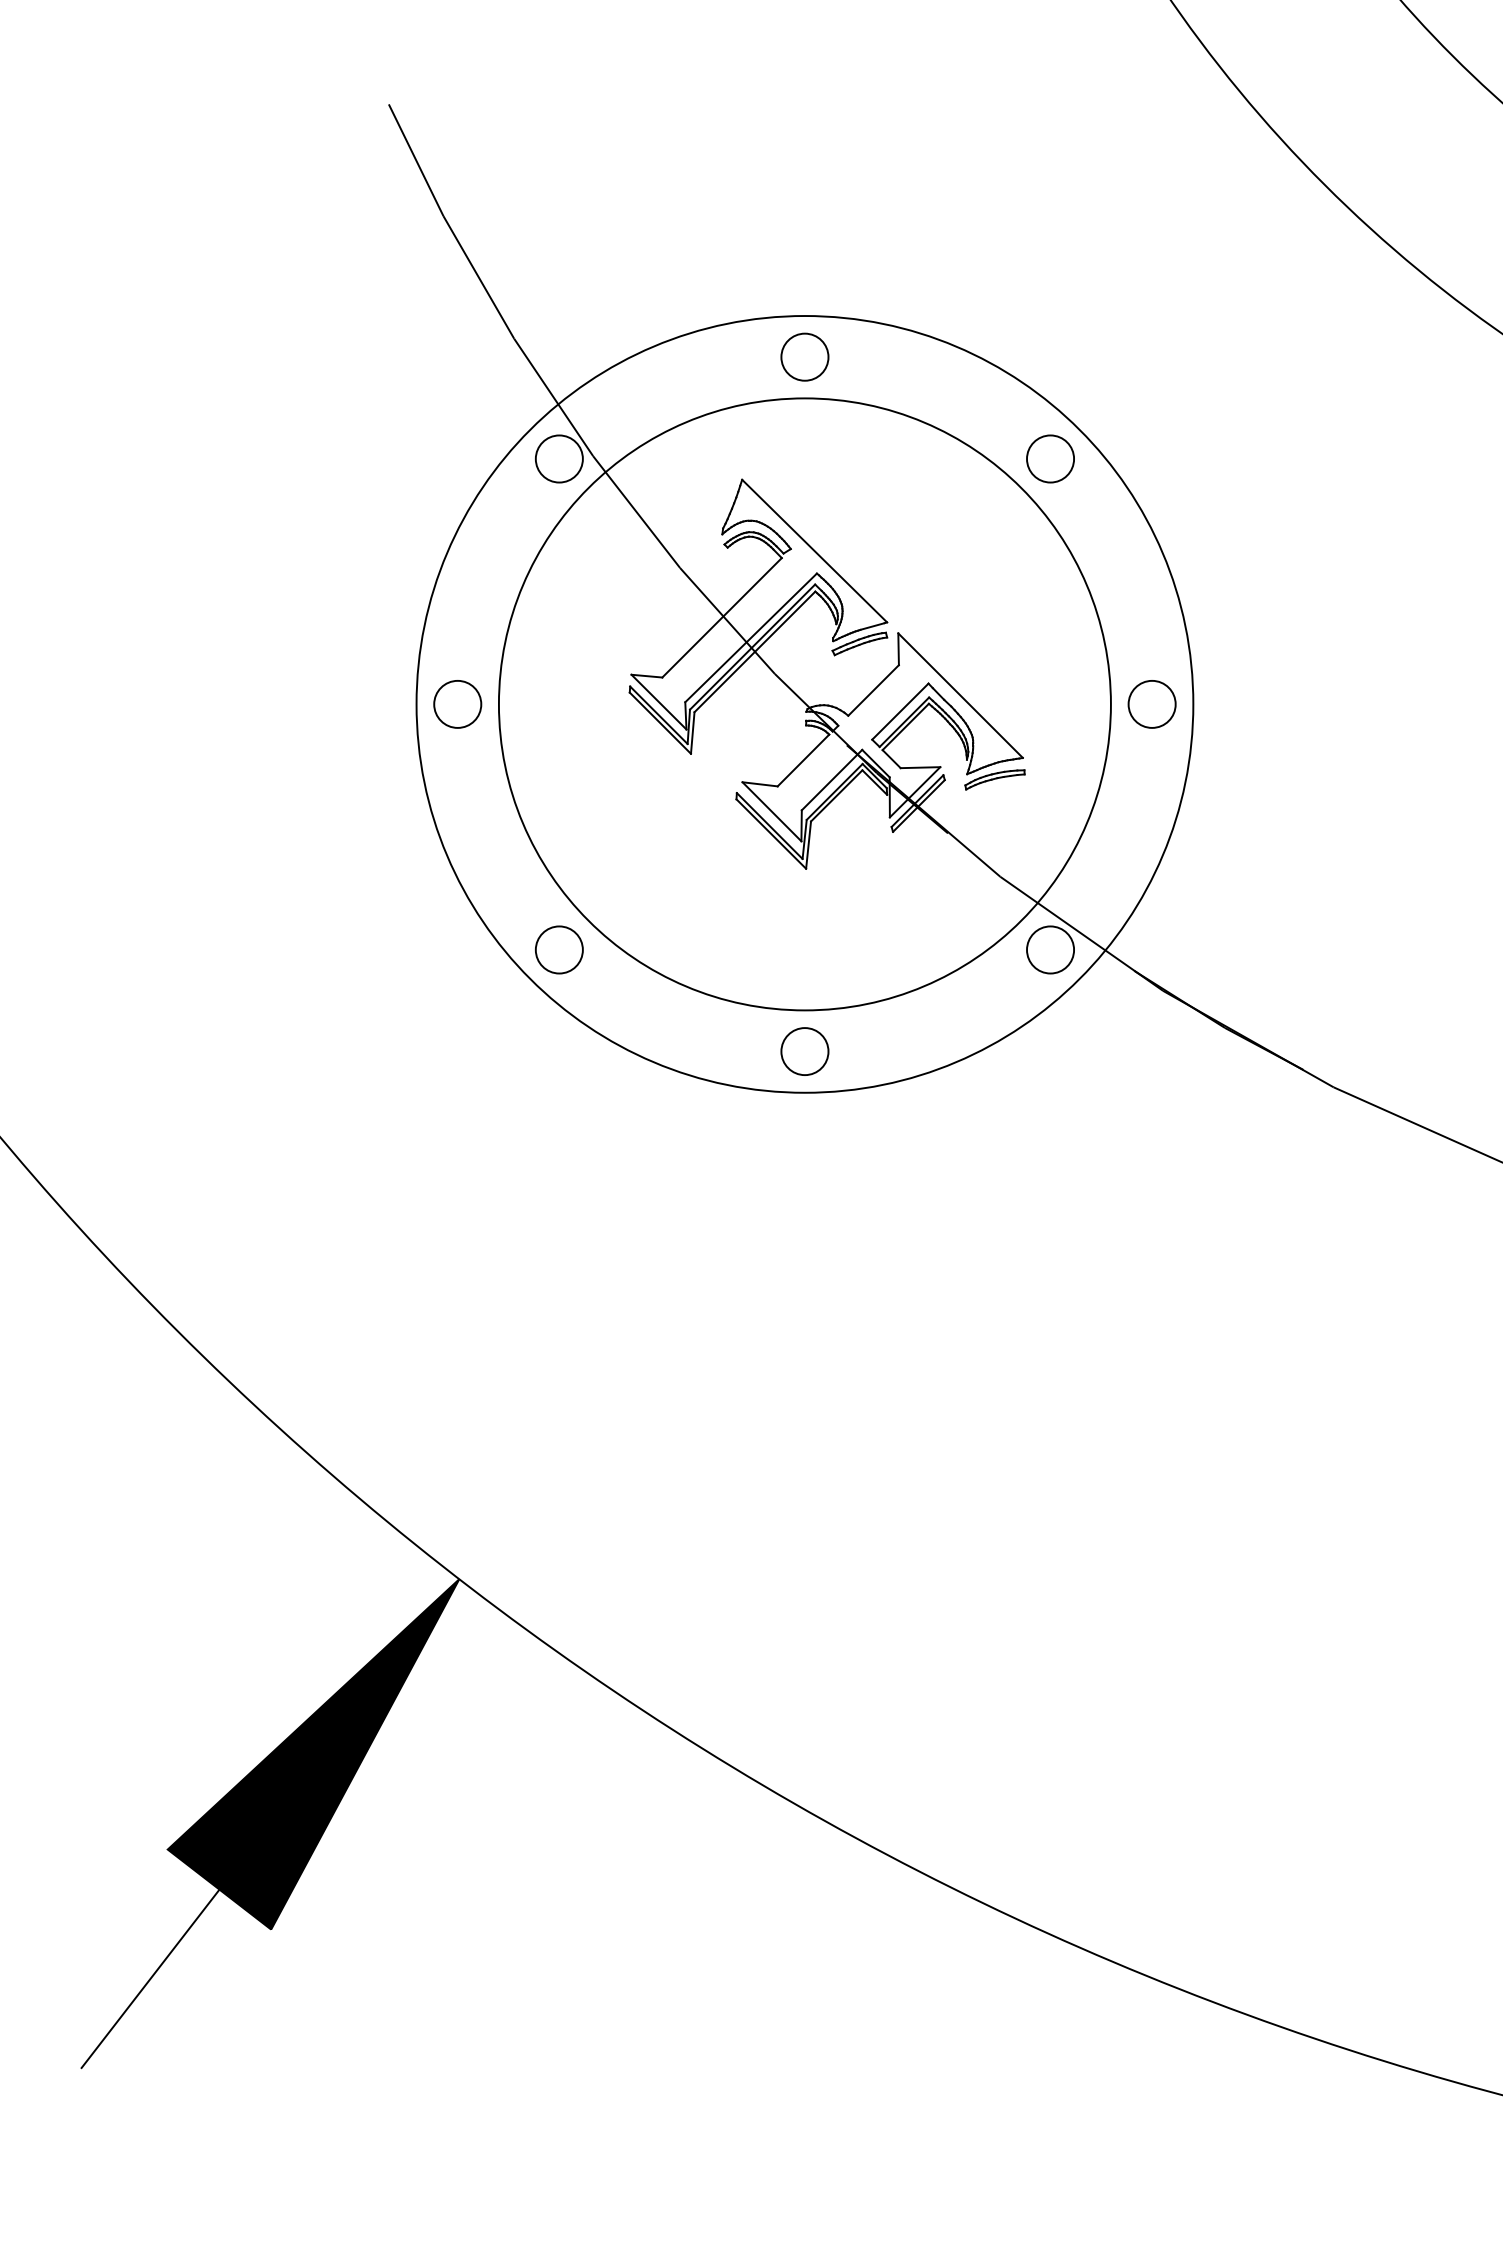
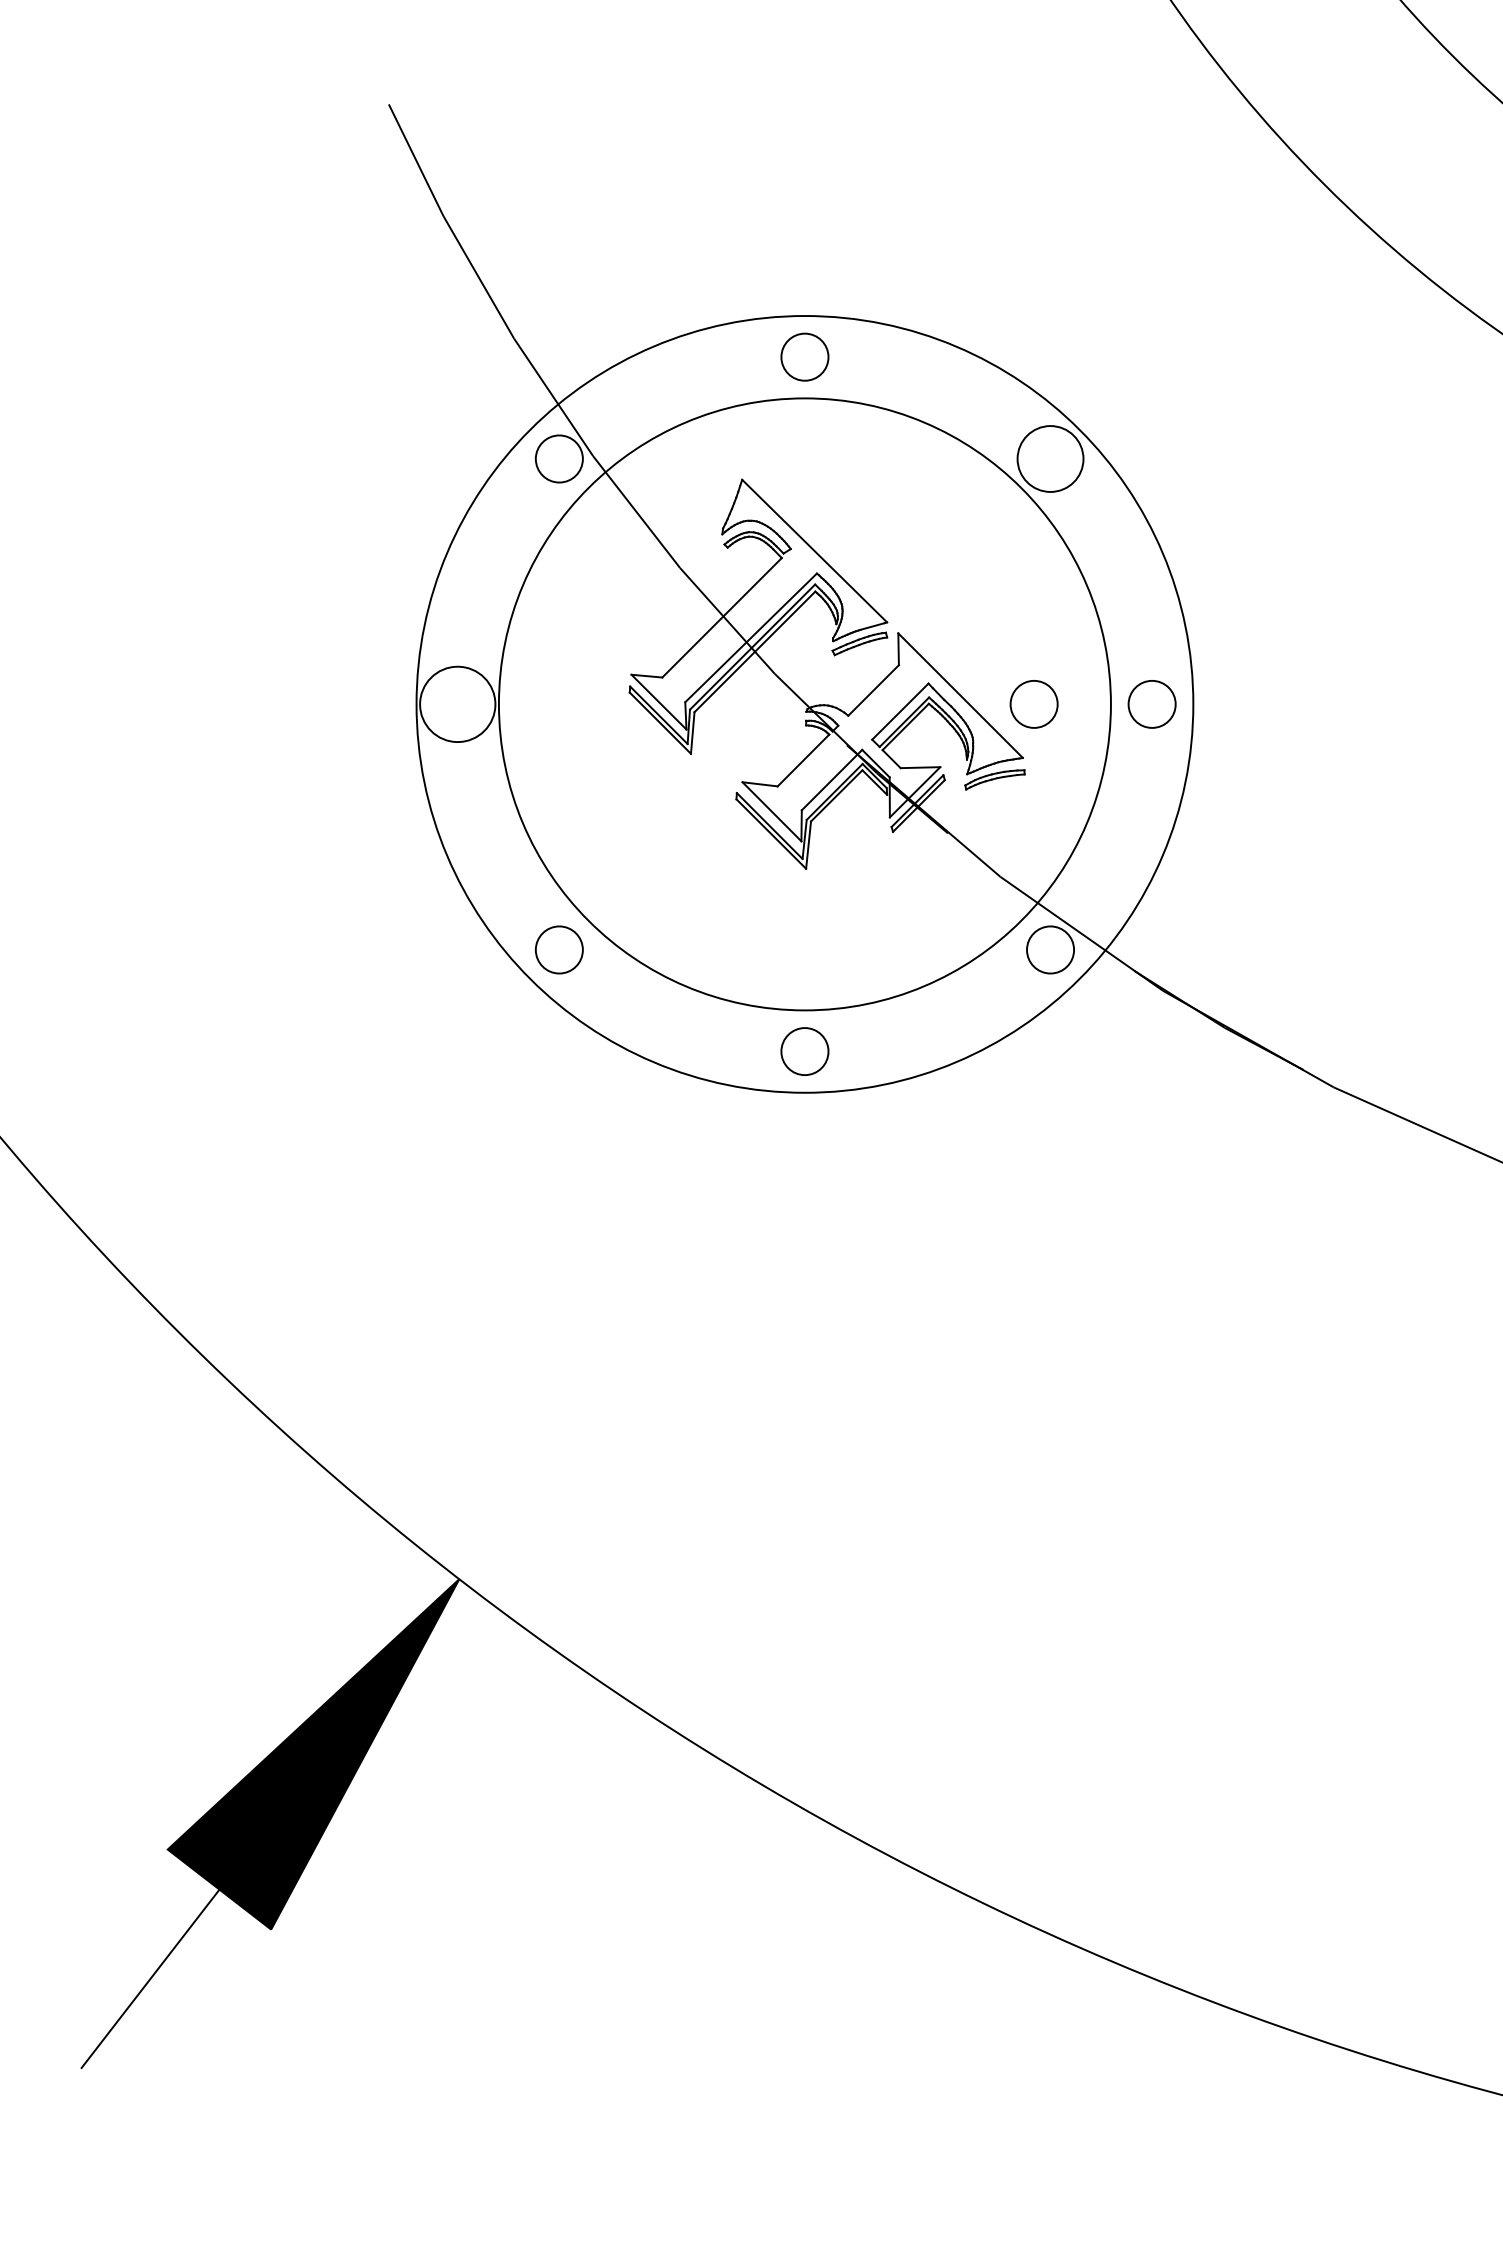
circle diameter: 47 px -> 66 px (1050, 458)
circle diameter: 47 px -> 75 px (457, 704)
circle: none -> present (1033, 704)
